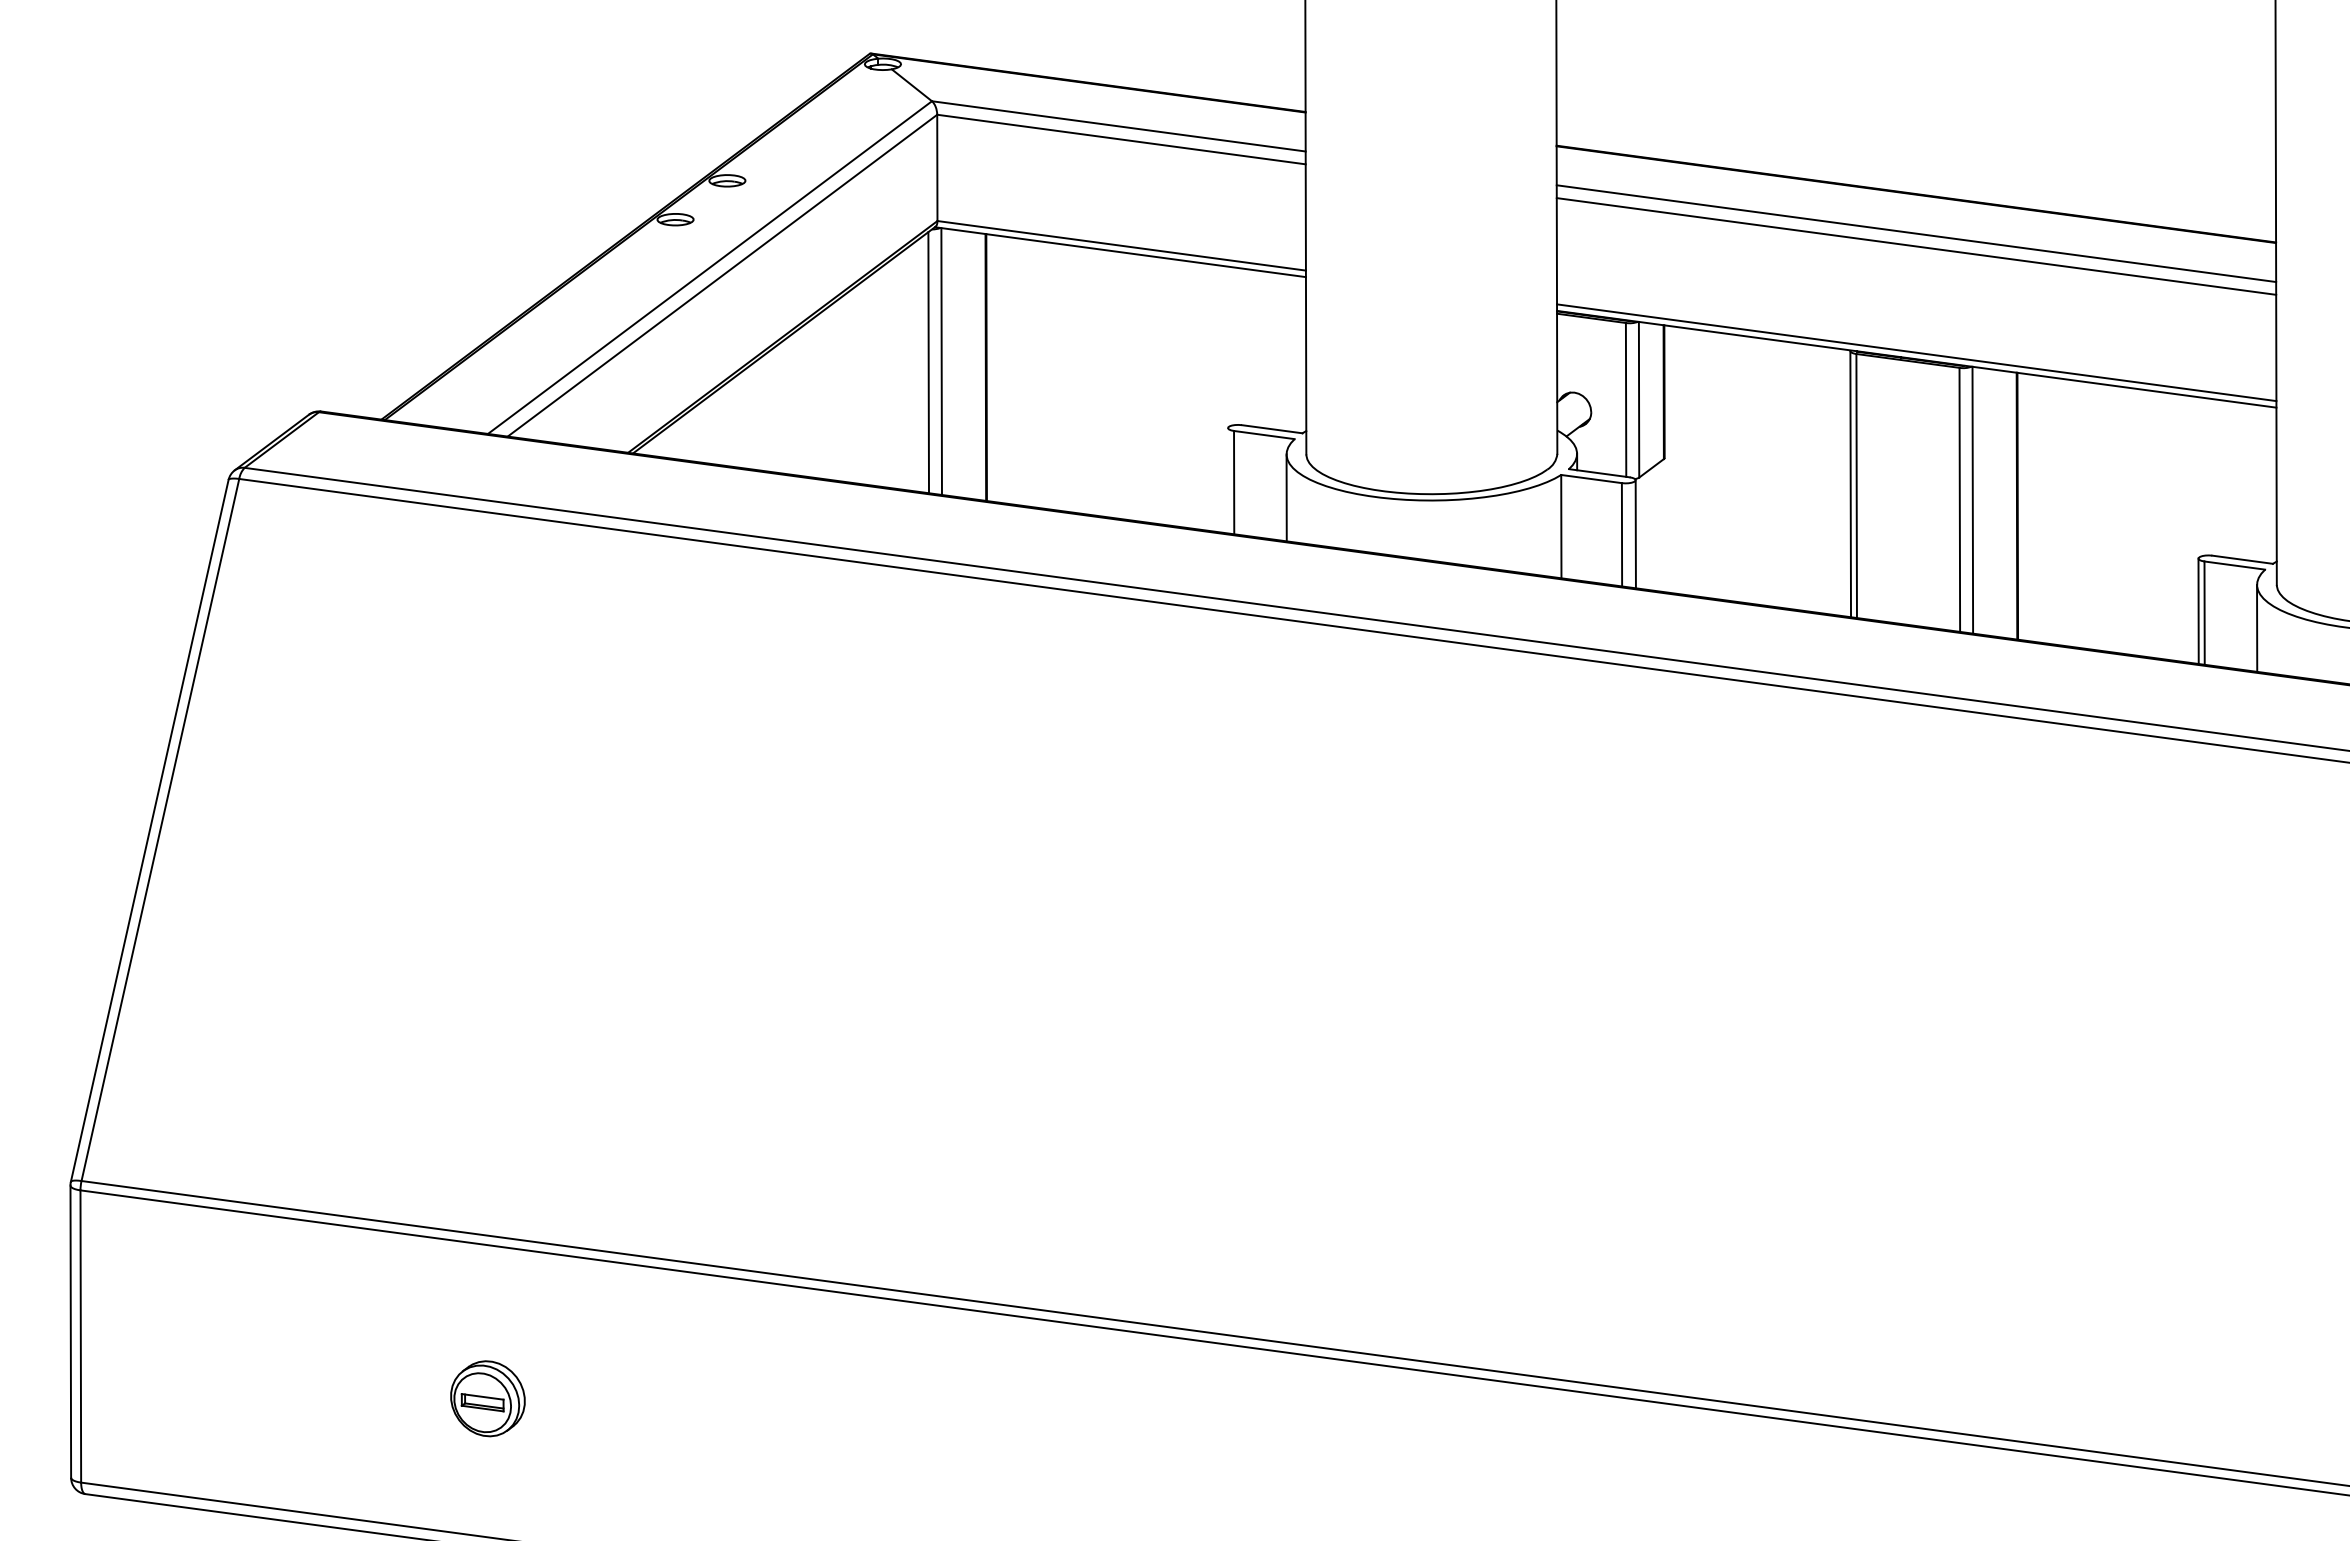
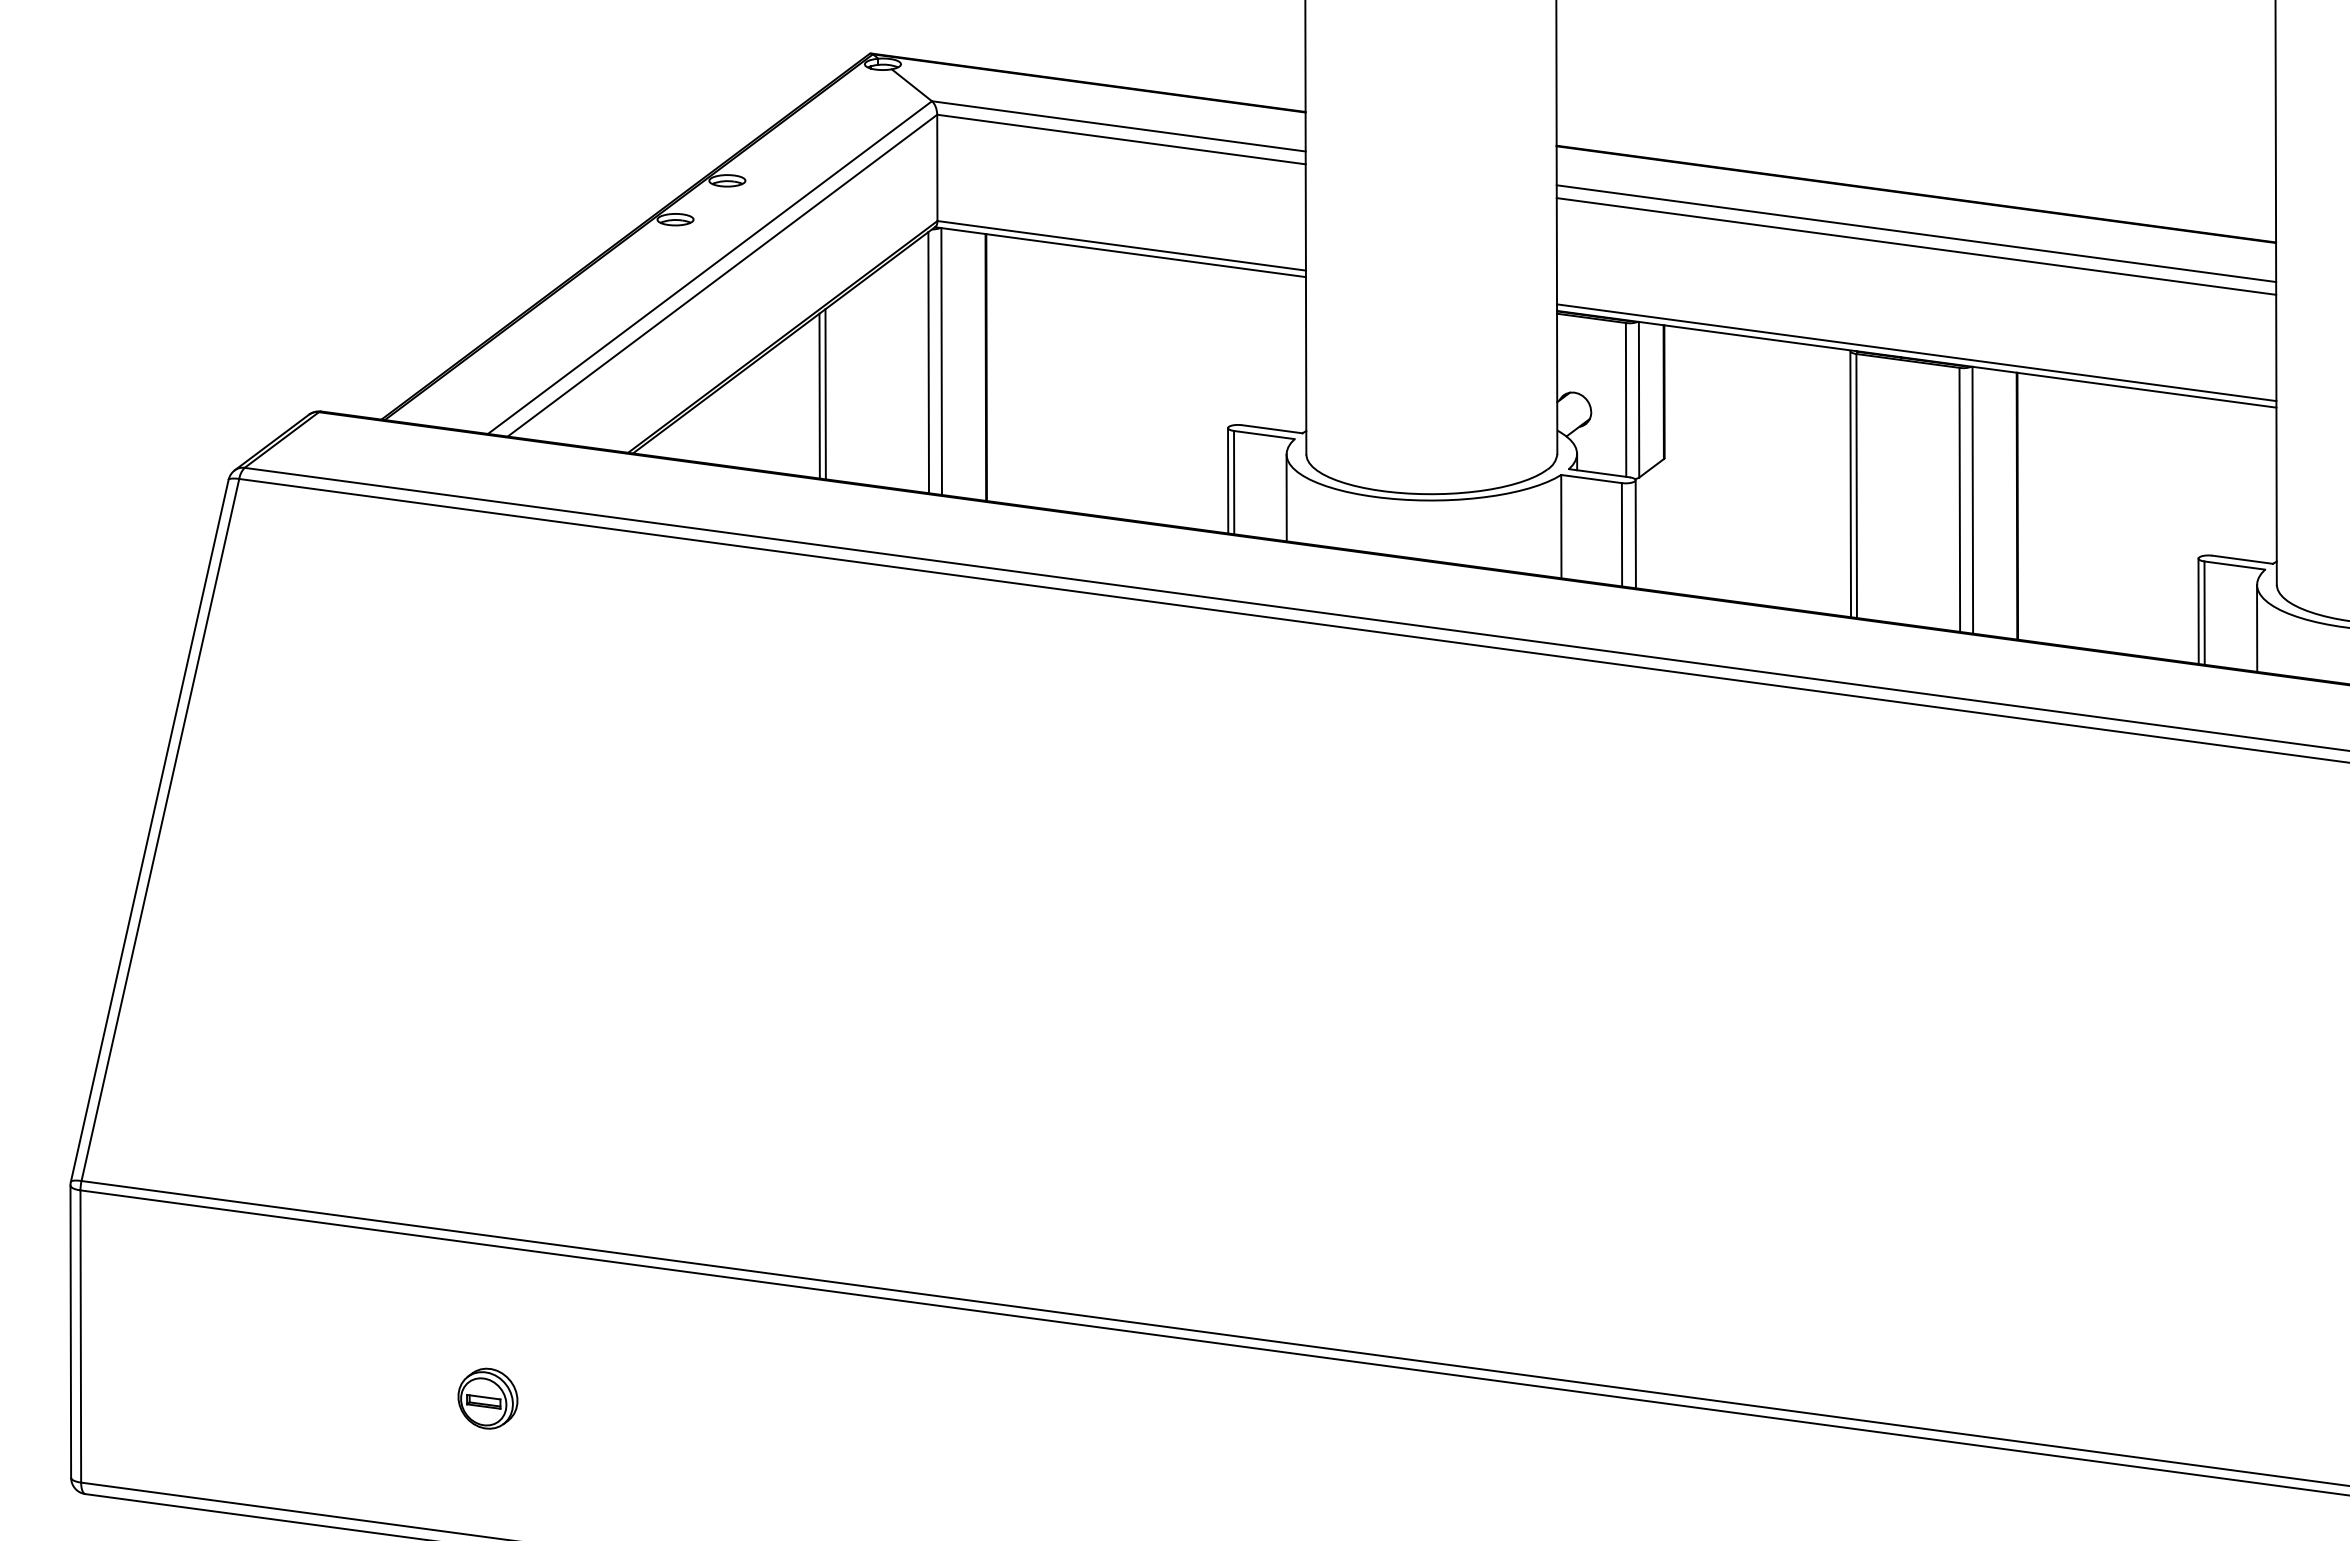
line: none -> present (825, 394)
line: none -> present (819, 395)
line: none -> present (1228, 480)
part size: 76x78 px -> 62x63 px (487, 1398)
